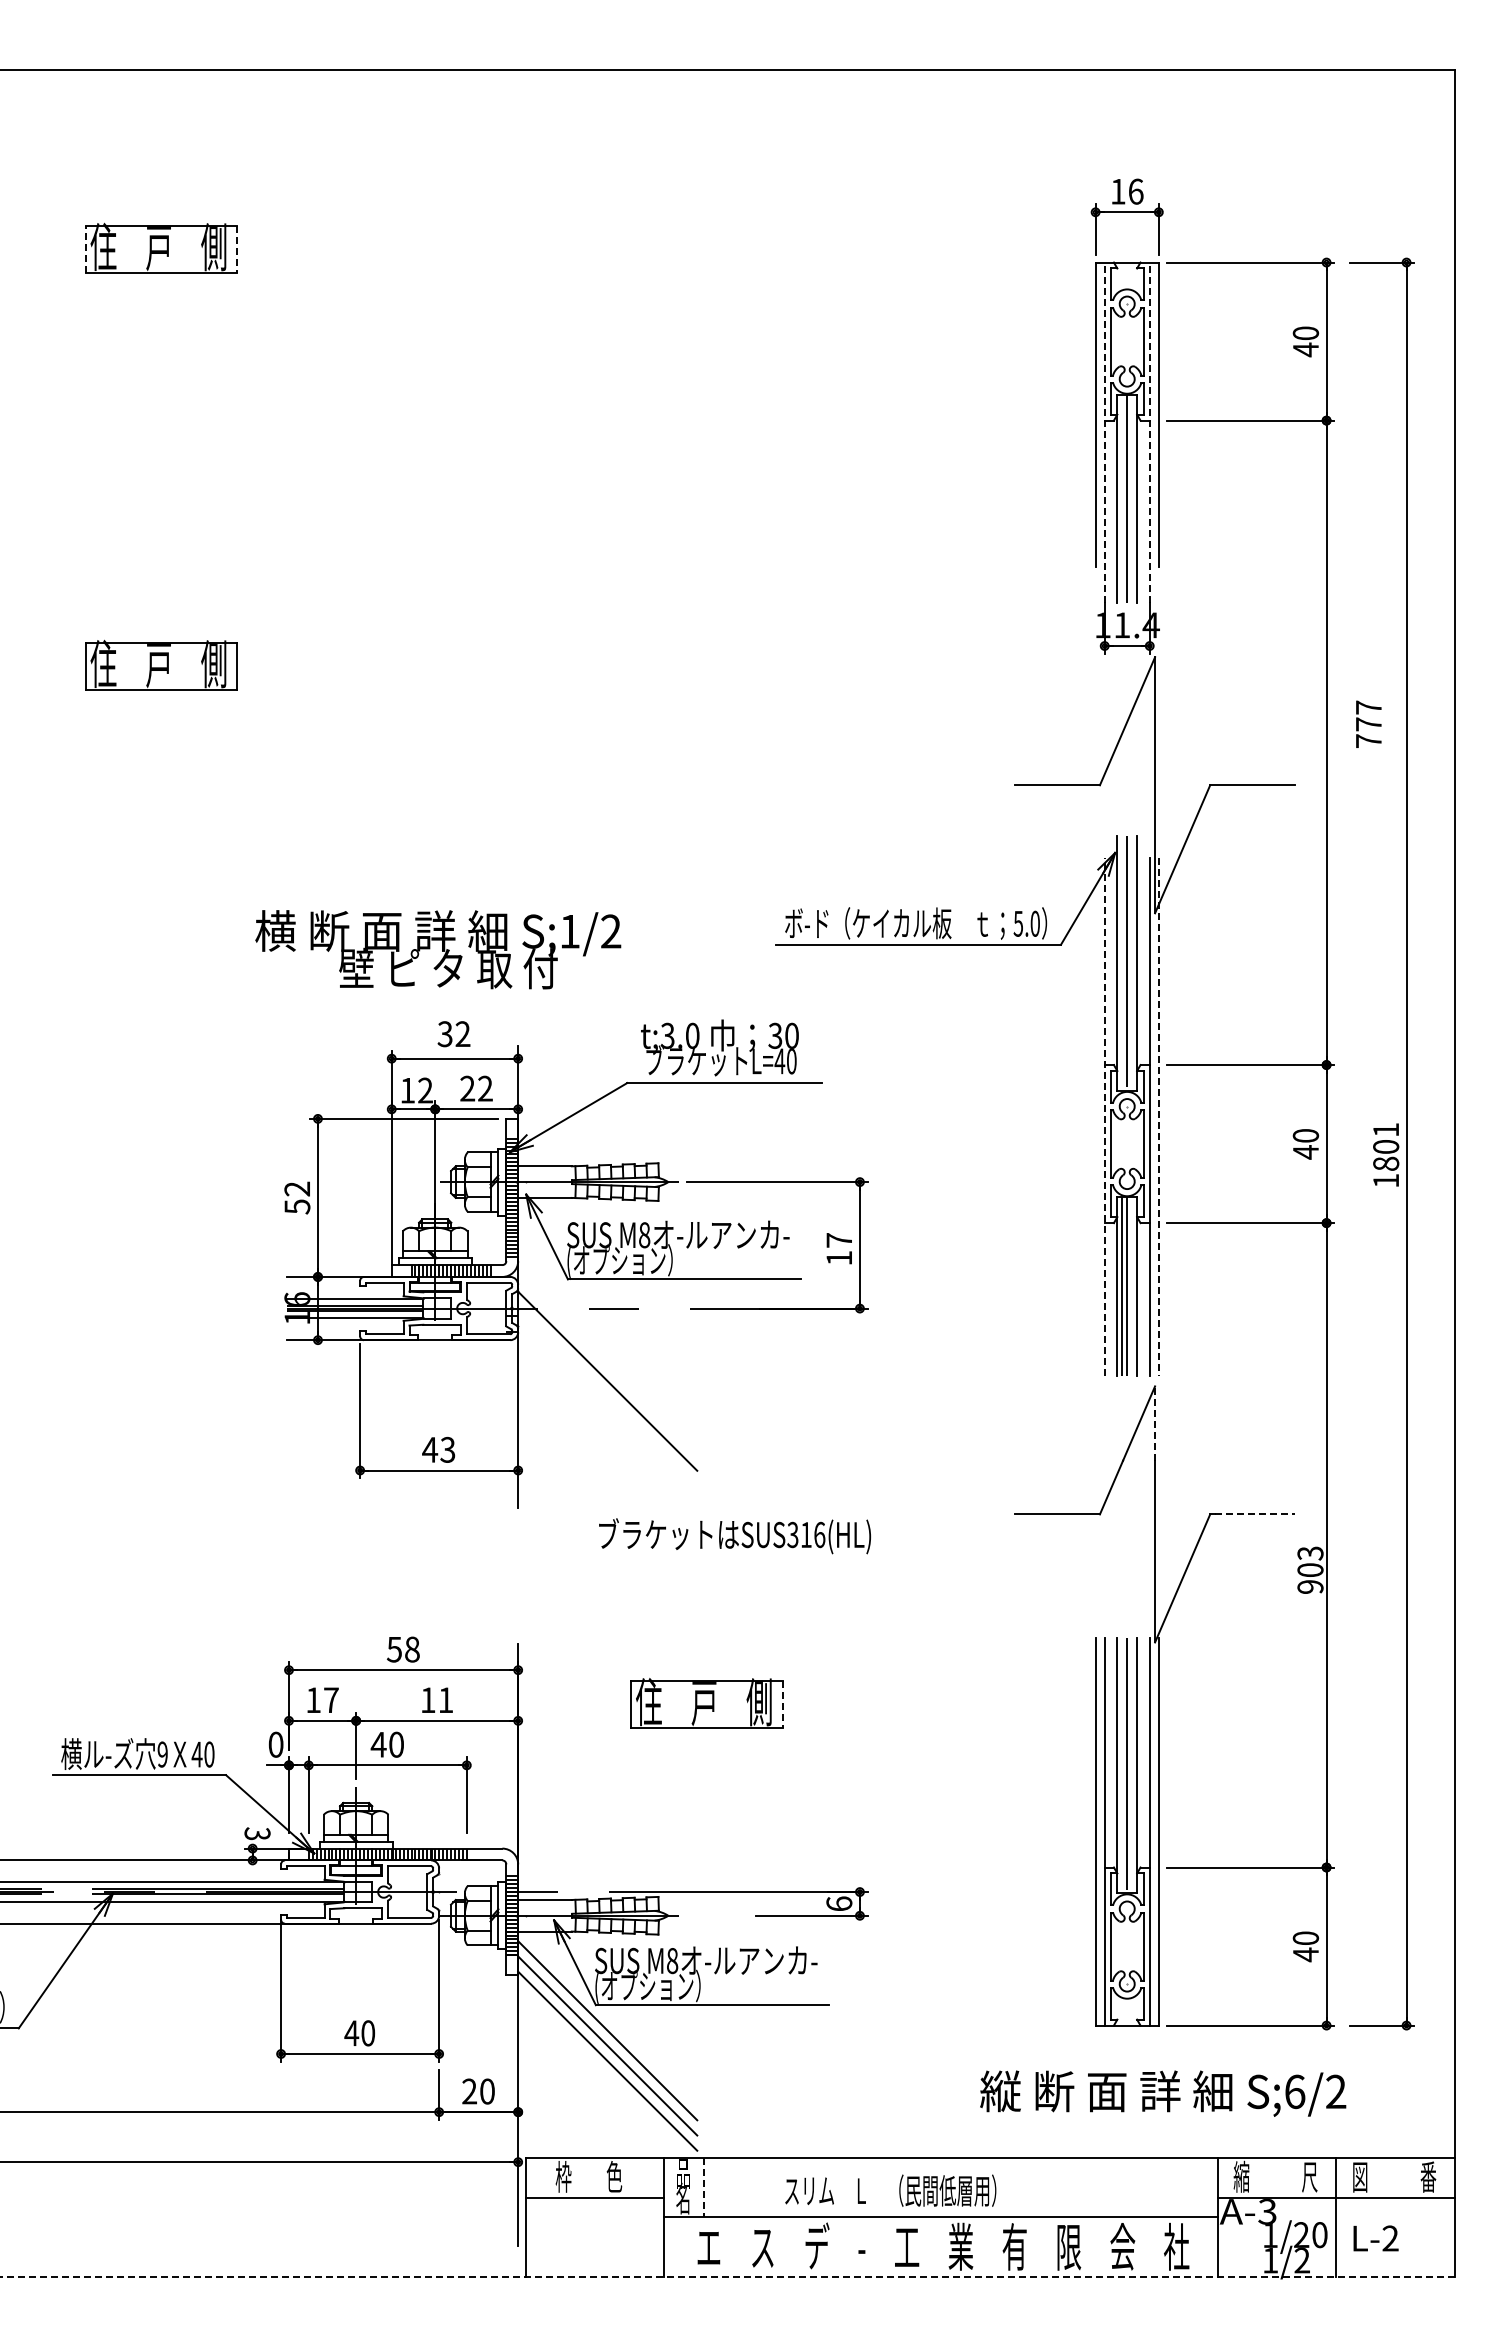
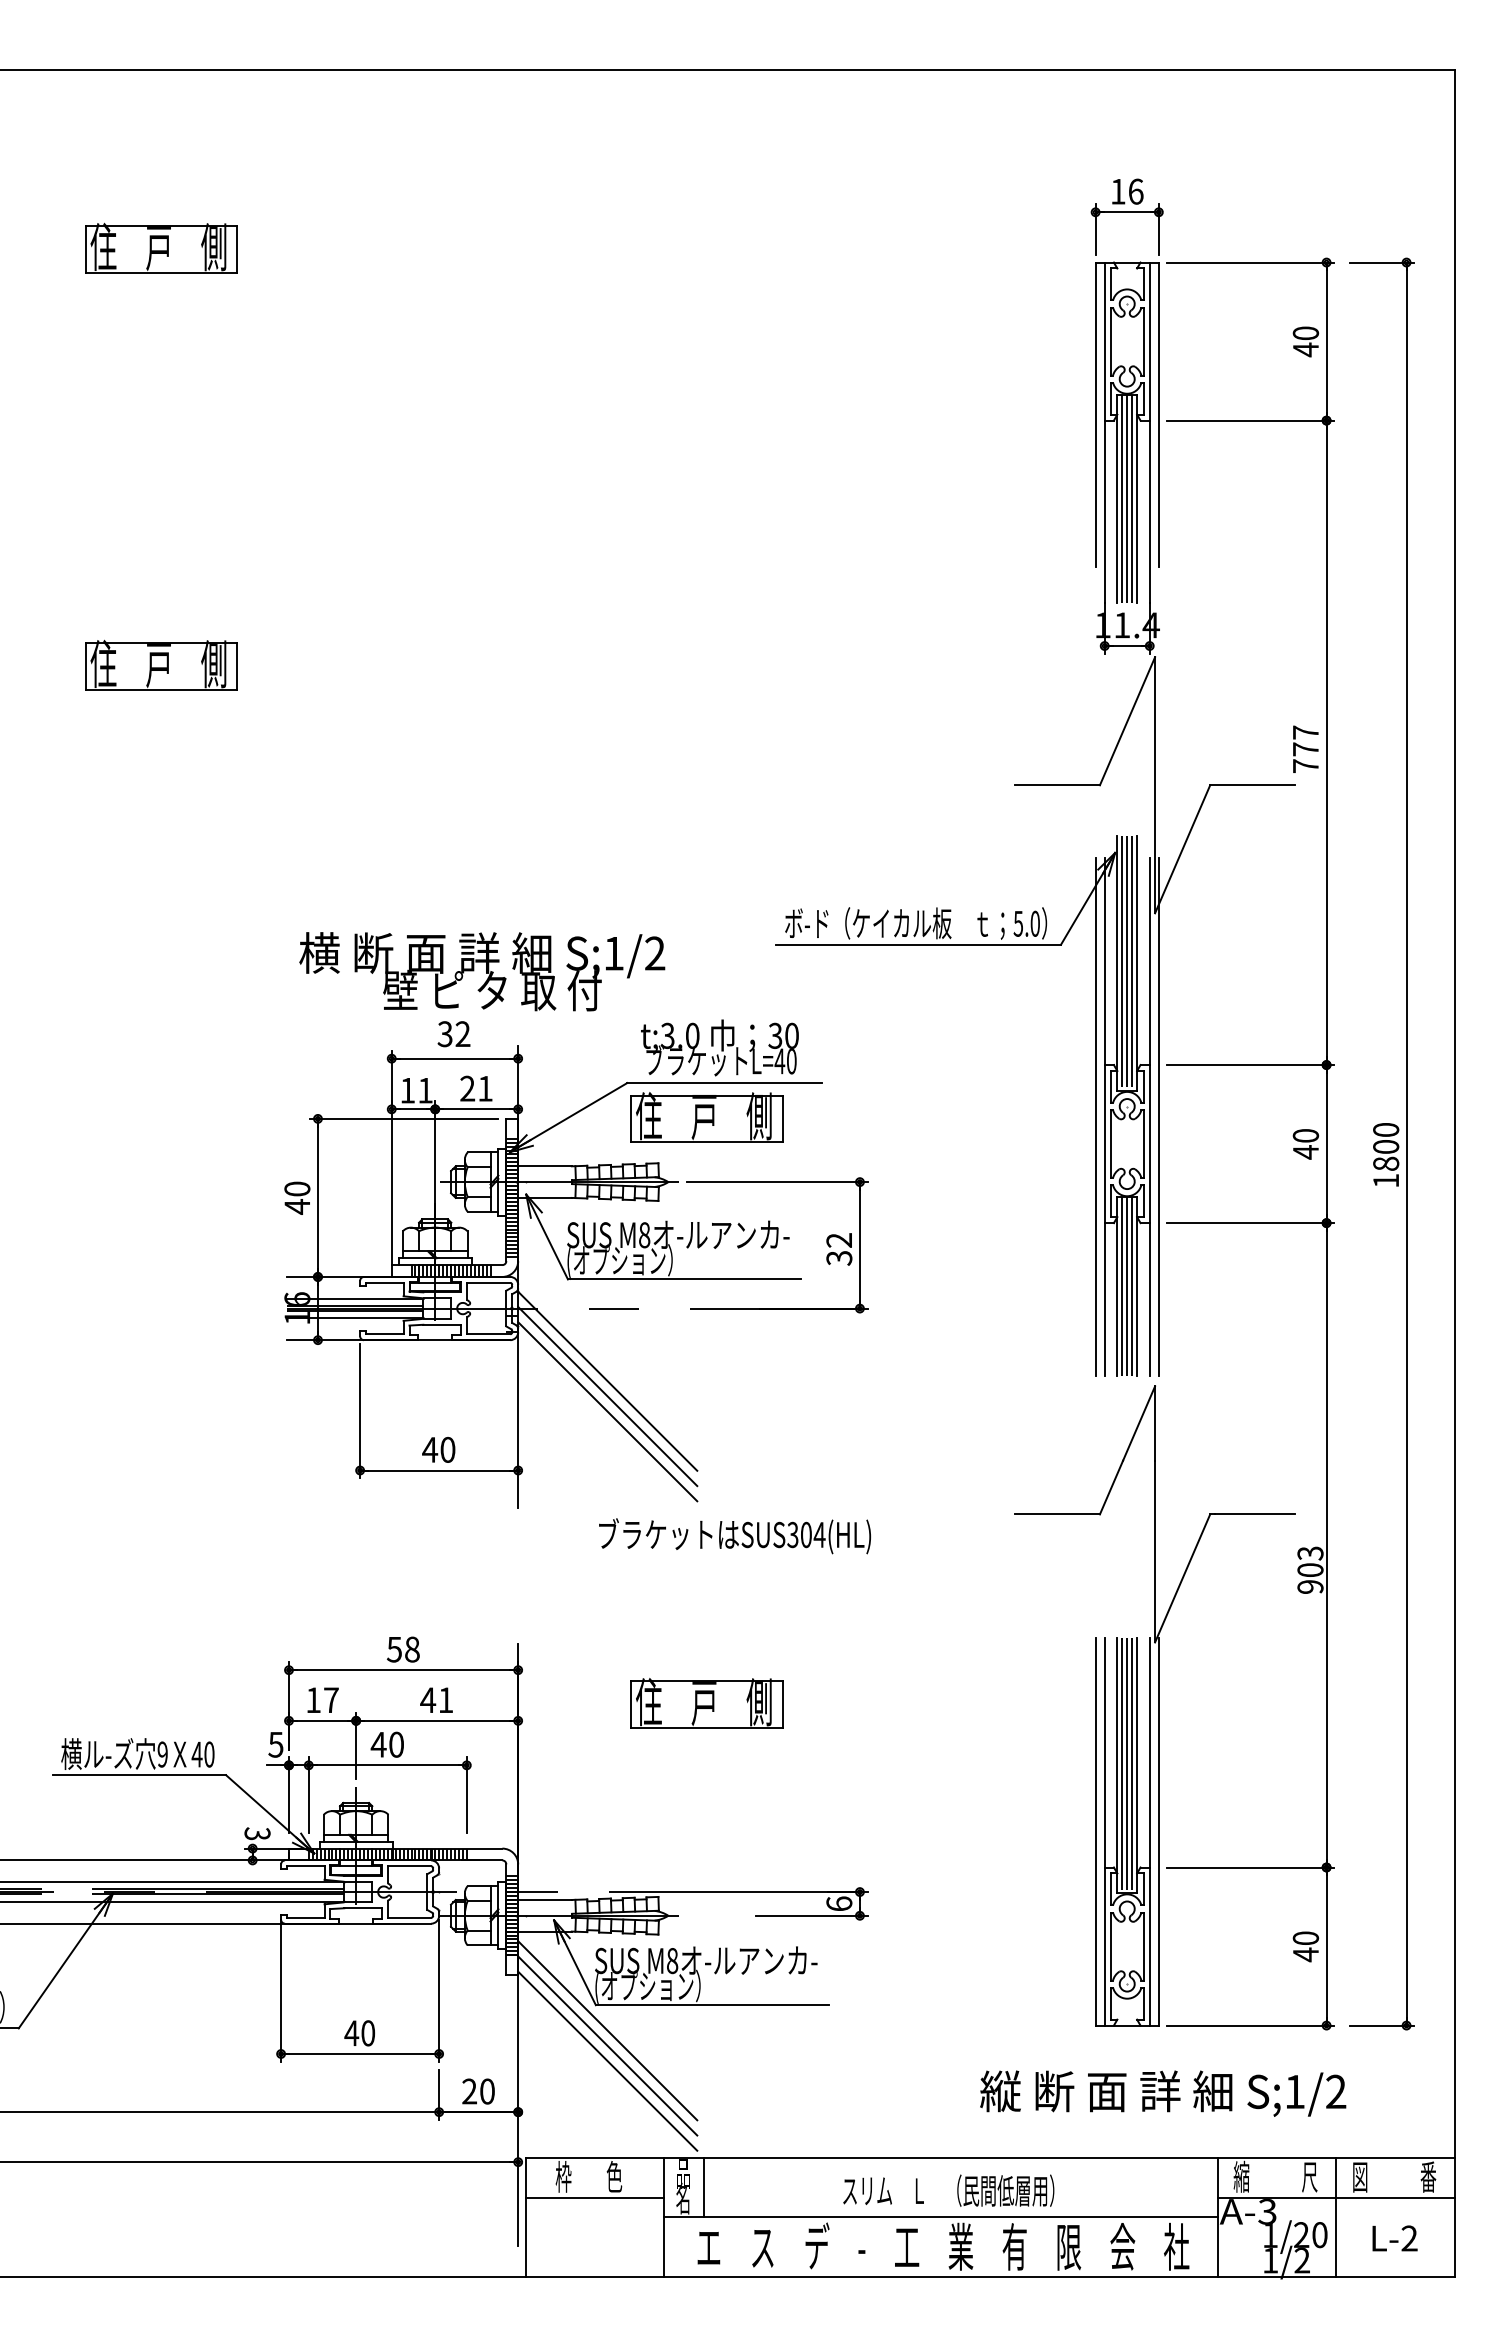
line: dashed -> solid (85, 249)
line: dashed -> solid (237, 250)
line: dashed -> solid (1104, 432)
line: dashed -> solid (1149, 432)
line: none -> present (1122, 498)
line: none -> present (1132, 498)
text position: (1368, 723) -> (1305, 748) (1305, 748)
text position: (438, 949) -> (482, 971) (482, 971)
line: none -> present (1122, 962)
line: none -> present (1132, 962)
text: 22 -> 21 (485, 1088)
text: 12 -> 11 (425, 1090)
line: dashed -> solid (1104, 1116)
part: none -> present (706, 1117)
line: none -> present (1095, 1117)
line: dashed -> solid (1158, 1117)
text: 1801 -> 1800 (1386, 1129)
text: 52 -> 40 (297, 1197)
text: 17 -> 32 (839, 1249)
line: none -> present (1132, 1286)
line: none -> present (607, 1396)
line: none -> present (607, 1411)
line: dashed -> solid (1155, 1423)
text: 43 -> 40 (447, 1449)
line: dashed -> solid (1254, 1514)
text: SUS316(HL) -> SUS304(HL) (813, 1534)
text: 11 -> 41 (428, 1699)
line: dashed -> solid (782, 1705)
text: 0 -> 5 (275, 1744)
line: none -> present (1122, 1765)
line: none -> present (1132, 1765)
text: S;6/2 -> S;1/2 (1295, 2091)
line: dashed -> solid (704, 2187)
text position: (890, 2190) -> (948, 2190) (948, 2190)
text position: (1375, 2238) -> (1394, 2238) (1394, 2238)
line: dashed -> solid (726, 2276)
